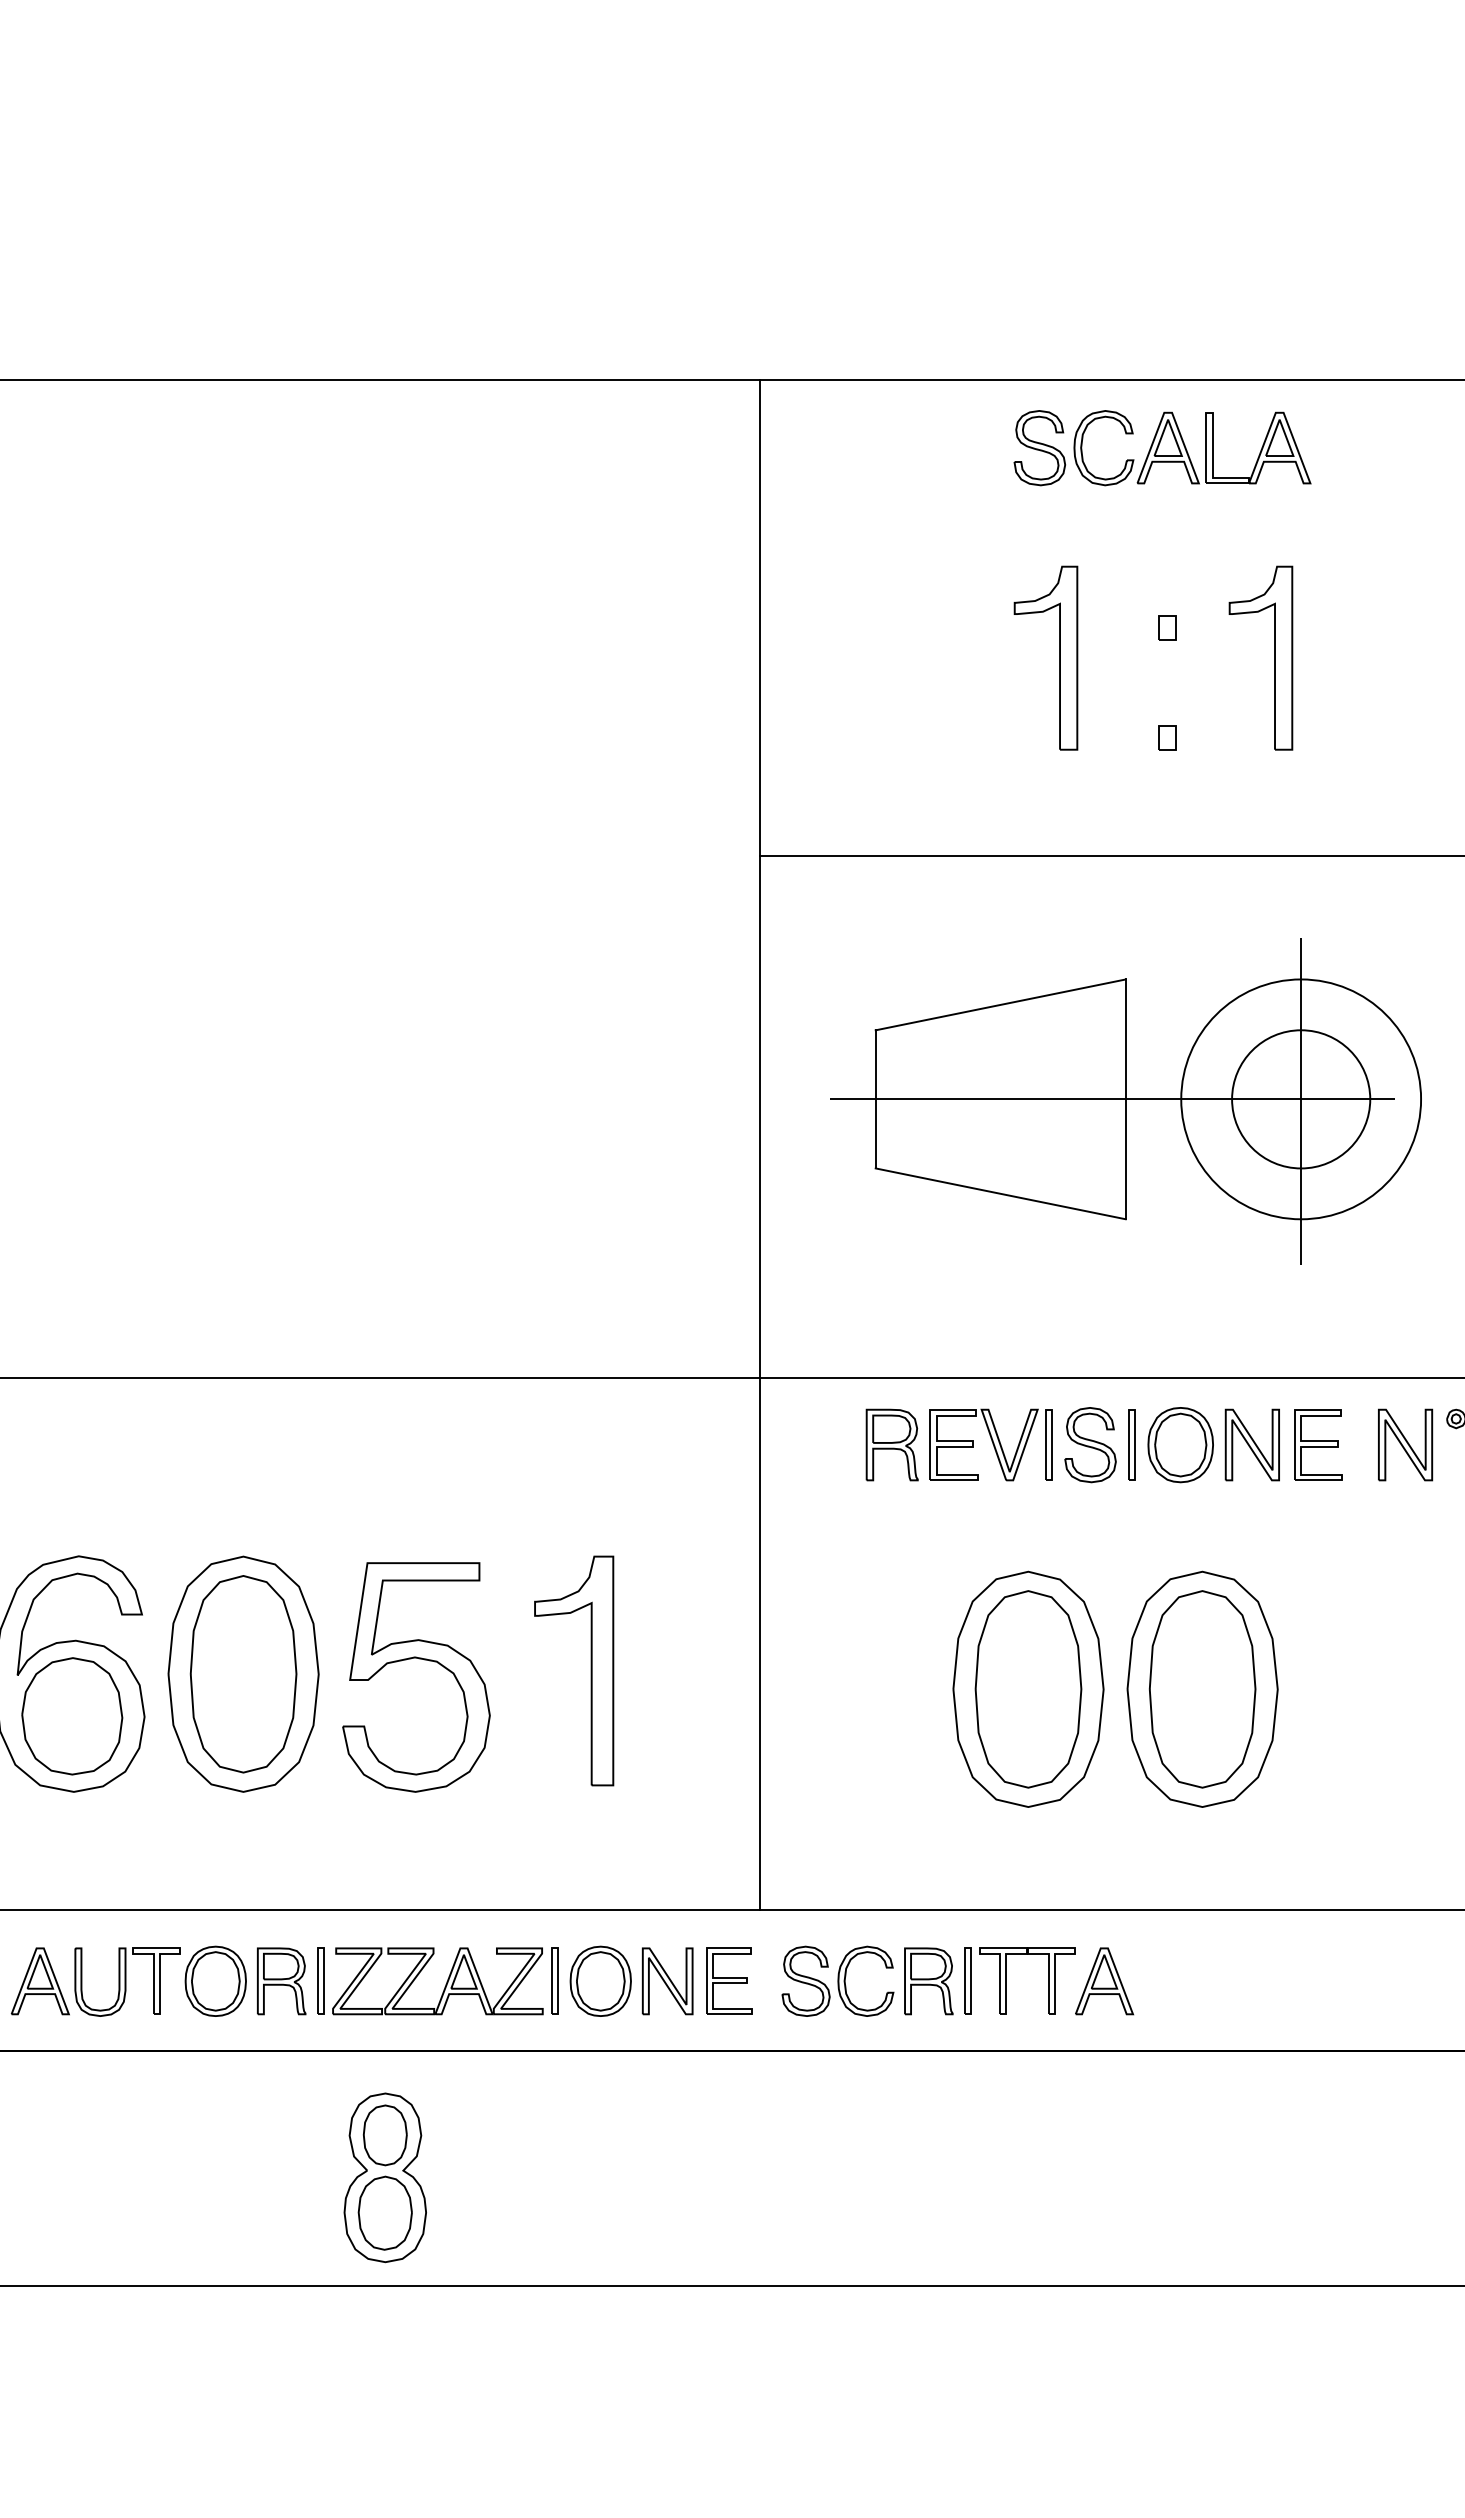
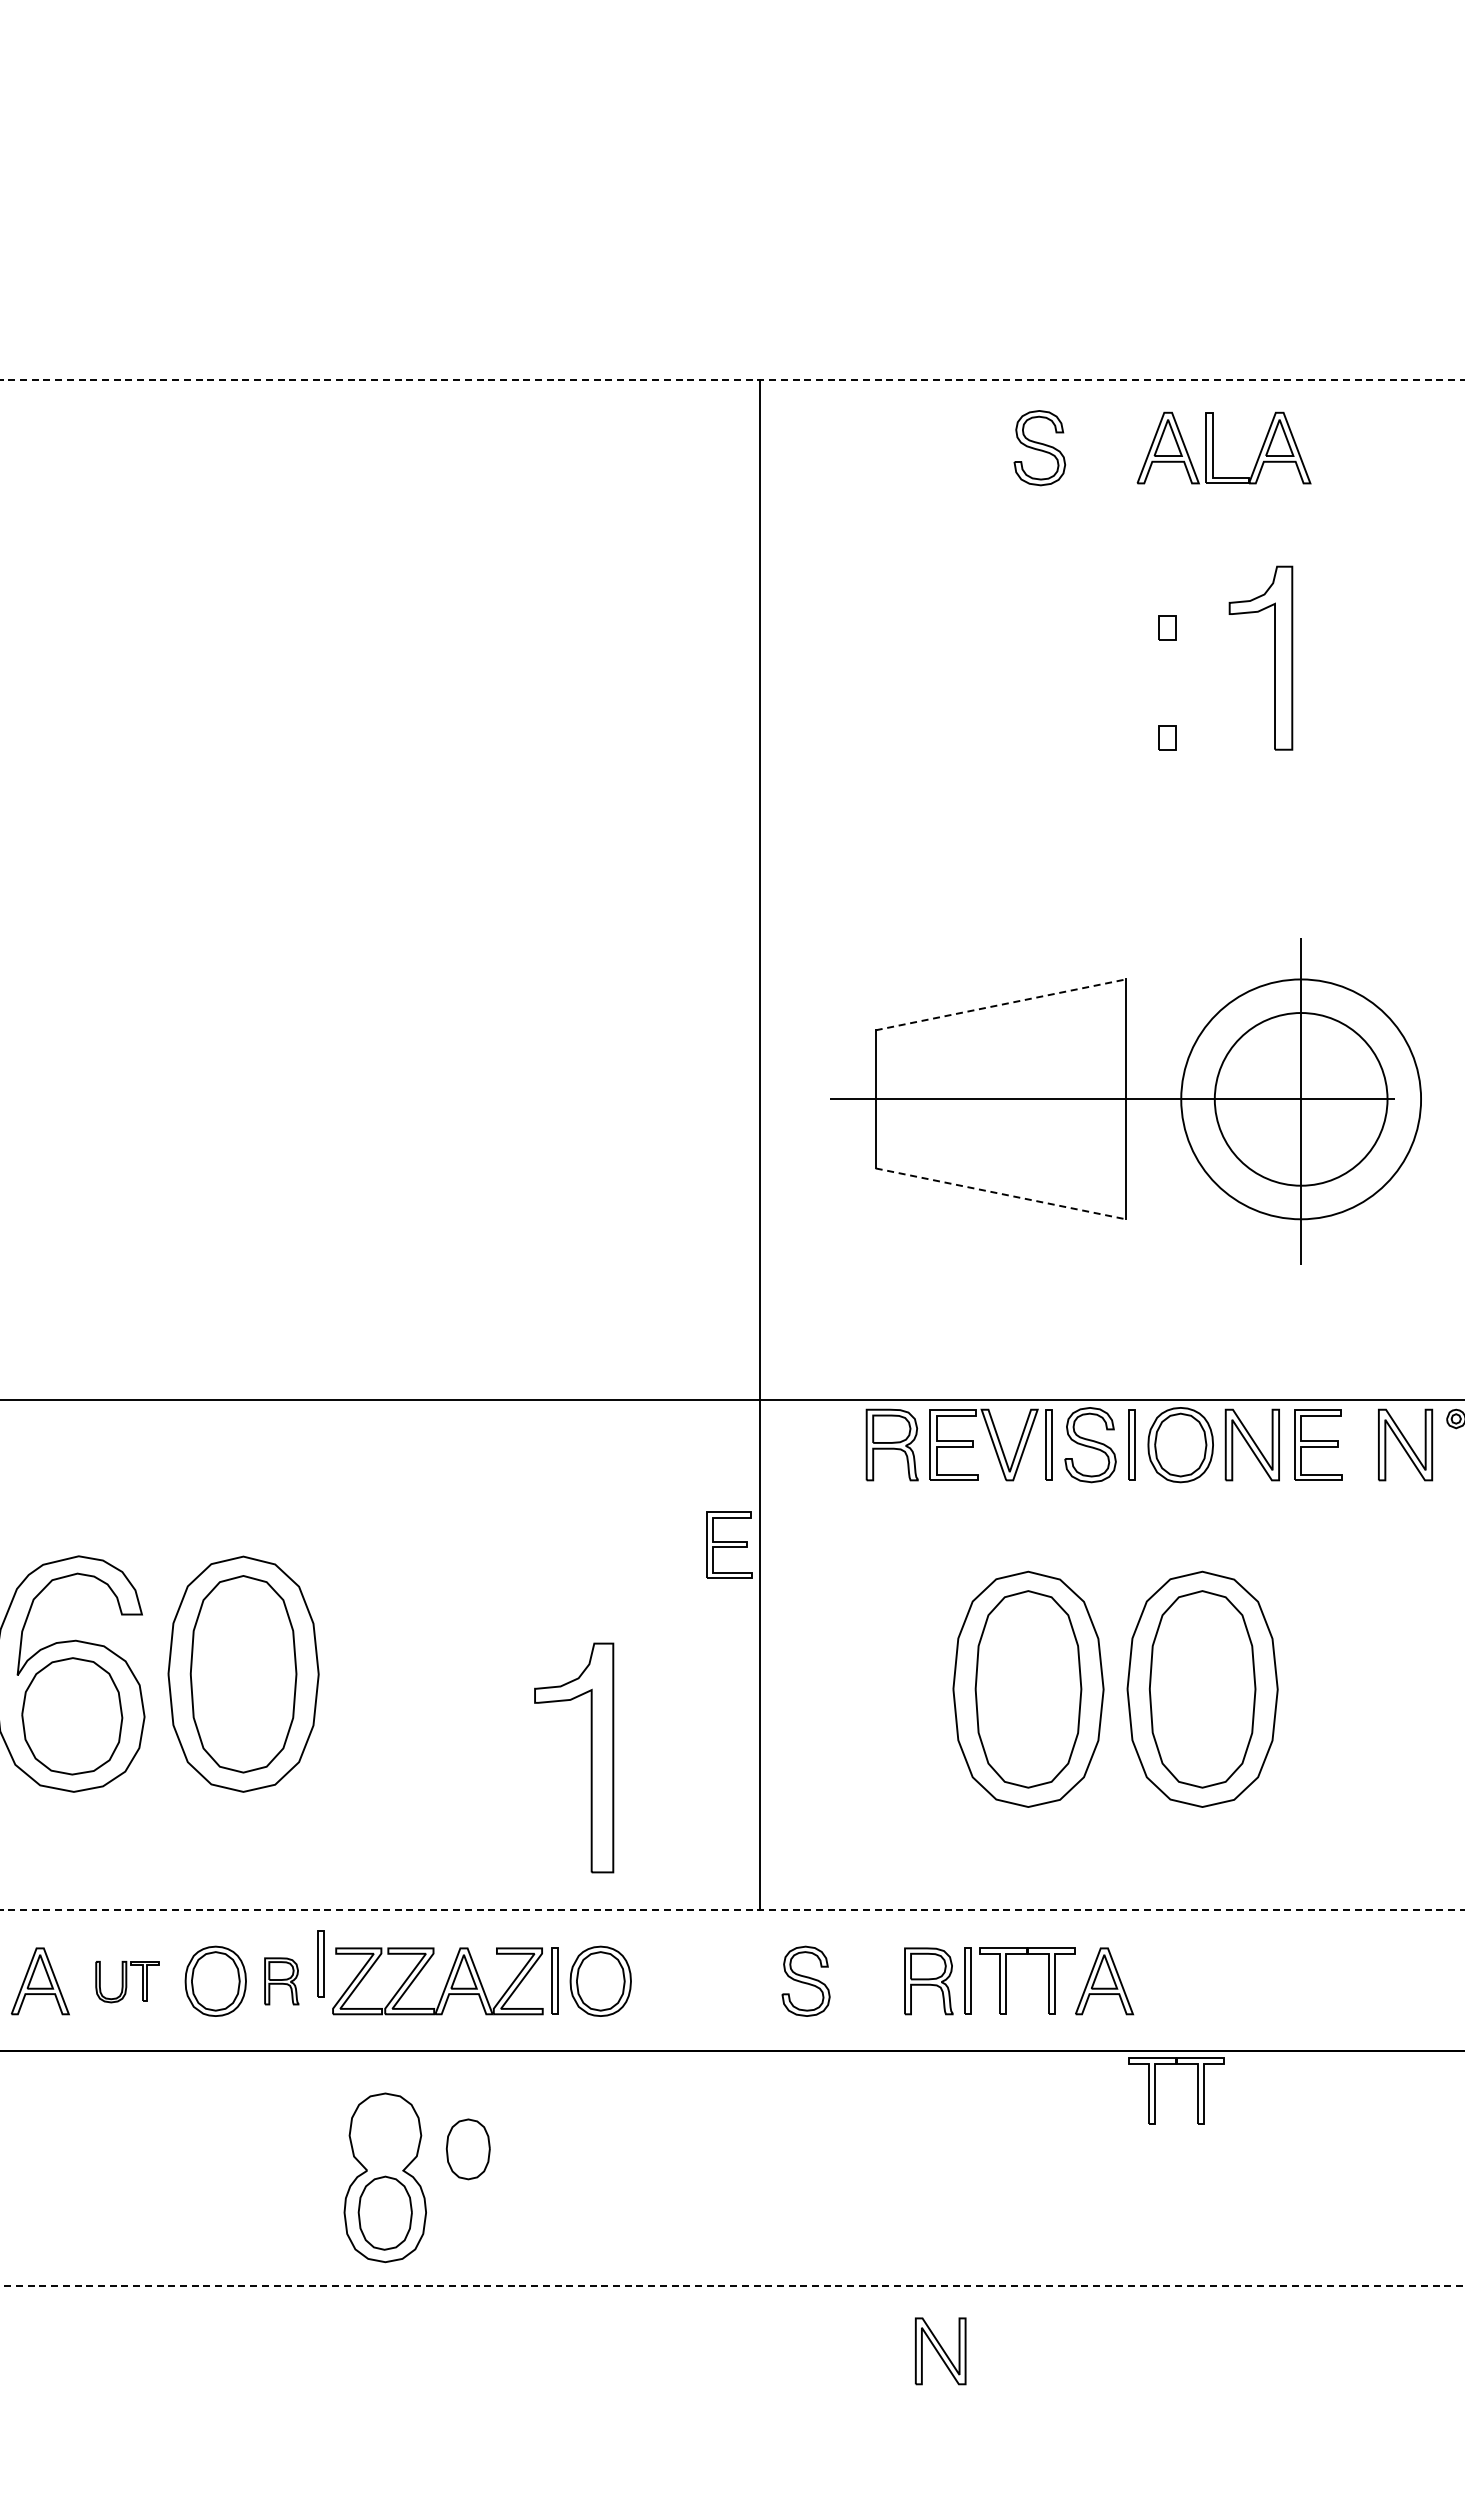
line: solid -> dashed (732, 380)
part: present -> none (1082, 448)
part: present -> none (1059, 657)
line: present -> none (1110, 856)
line: solid -> dashed (1000, 1004)
circle diameter: 138 px -> 173 px (1300, 1099)
line: solid -> dashed (1000, 1193)
line position: (731, 1378) -> (731, 1400) (731, 1400)
part: present -> none (419, 1659)
part position: (590, 1670) -> (590, 1757) (590, 1757)
line: solid -> dashed (732, 1909)
part: present -> none (846, 1976)
part position: (320, 1980) -> (320, 1963) (320, 1963)
part position: (729, 1980) -> (729, 1544) (729, 1544)
part size: 107x70 px -> 65x43 px (127, 1982)
part size: 50x69 px -> 36x49 px (281, 1981)
part position: (667, 1981) -> (940, 2351) (940, 2351)
part: none -> present (1155, 2090)
part position: (384, 2135) -> (467, 2149) (467, 2149)
line: solid -> dashed (733, 2286)
